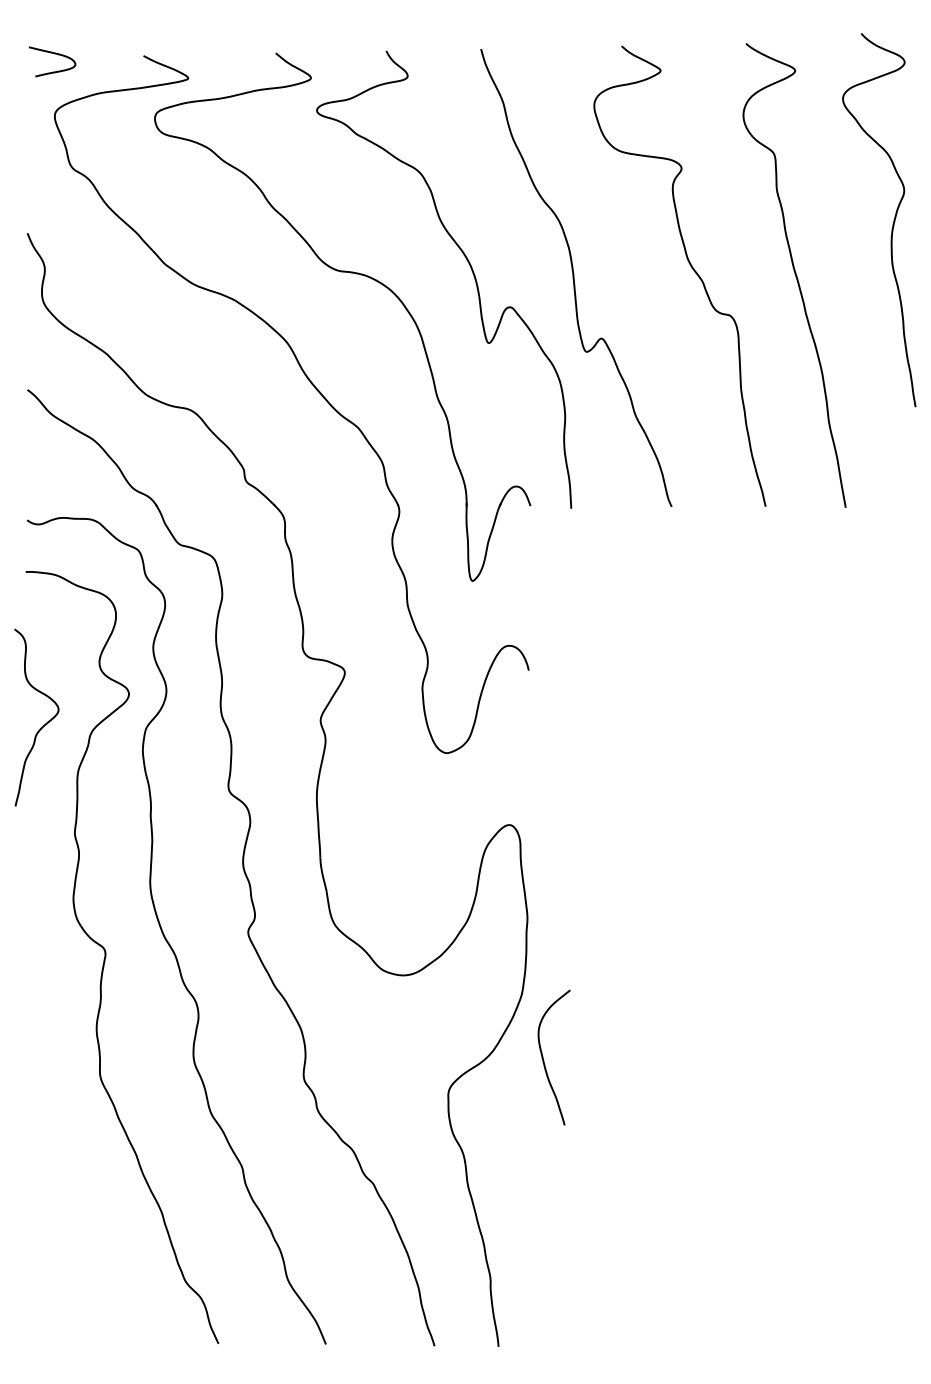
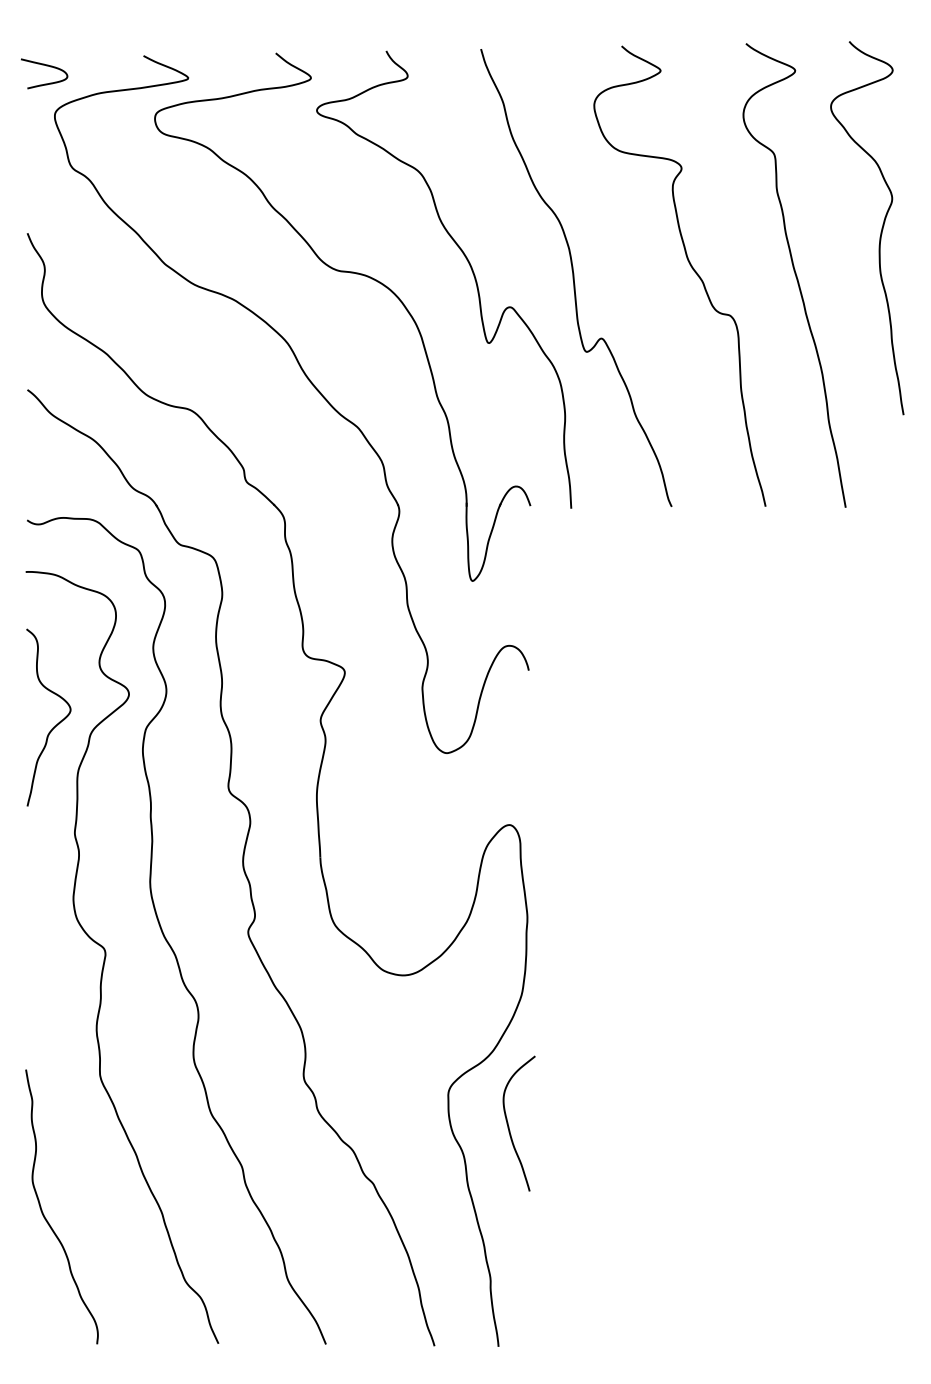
curve position: (54, 54) -> (46, 66) (46, 66)
curve position: (892, 224) -> (880, 232) (880, 232)
curve position: (41, 726) -> (53, 726) (53, 726)
curve position: (544, 1060) -> (509, 1126) (509, 1126)
curve: none -> present (44, 1214)
